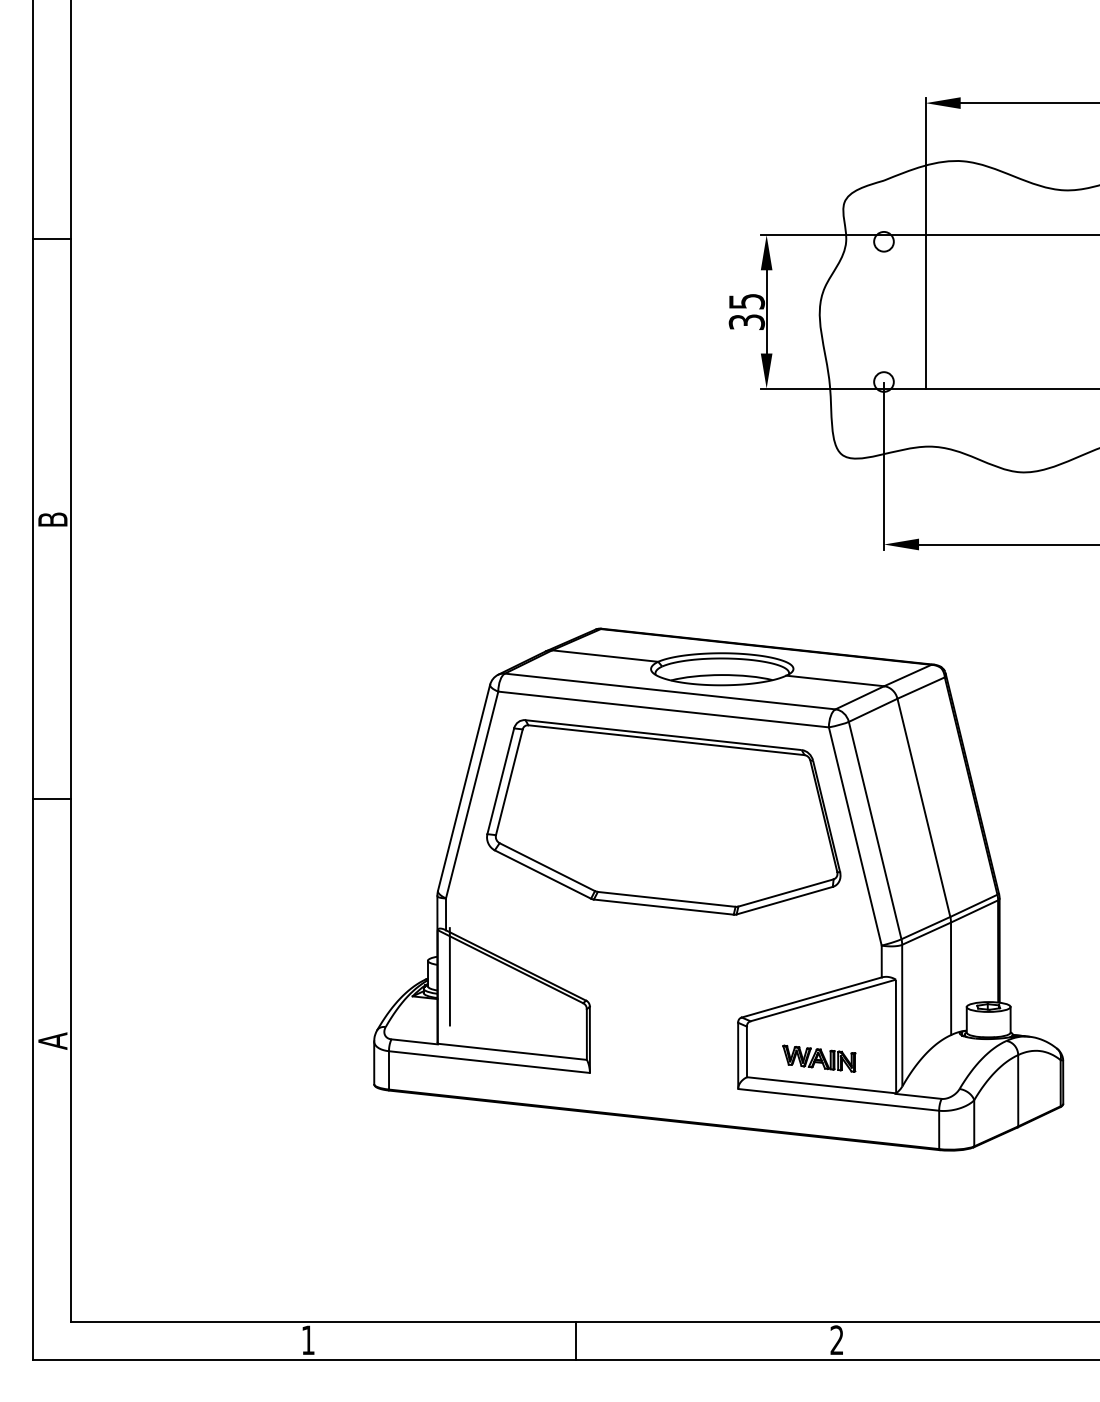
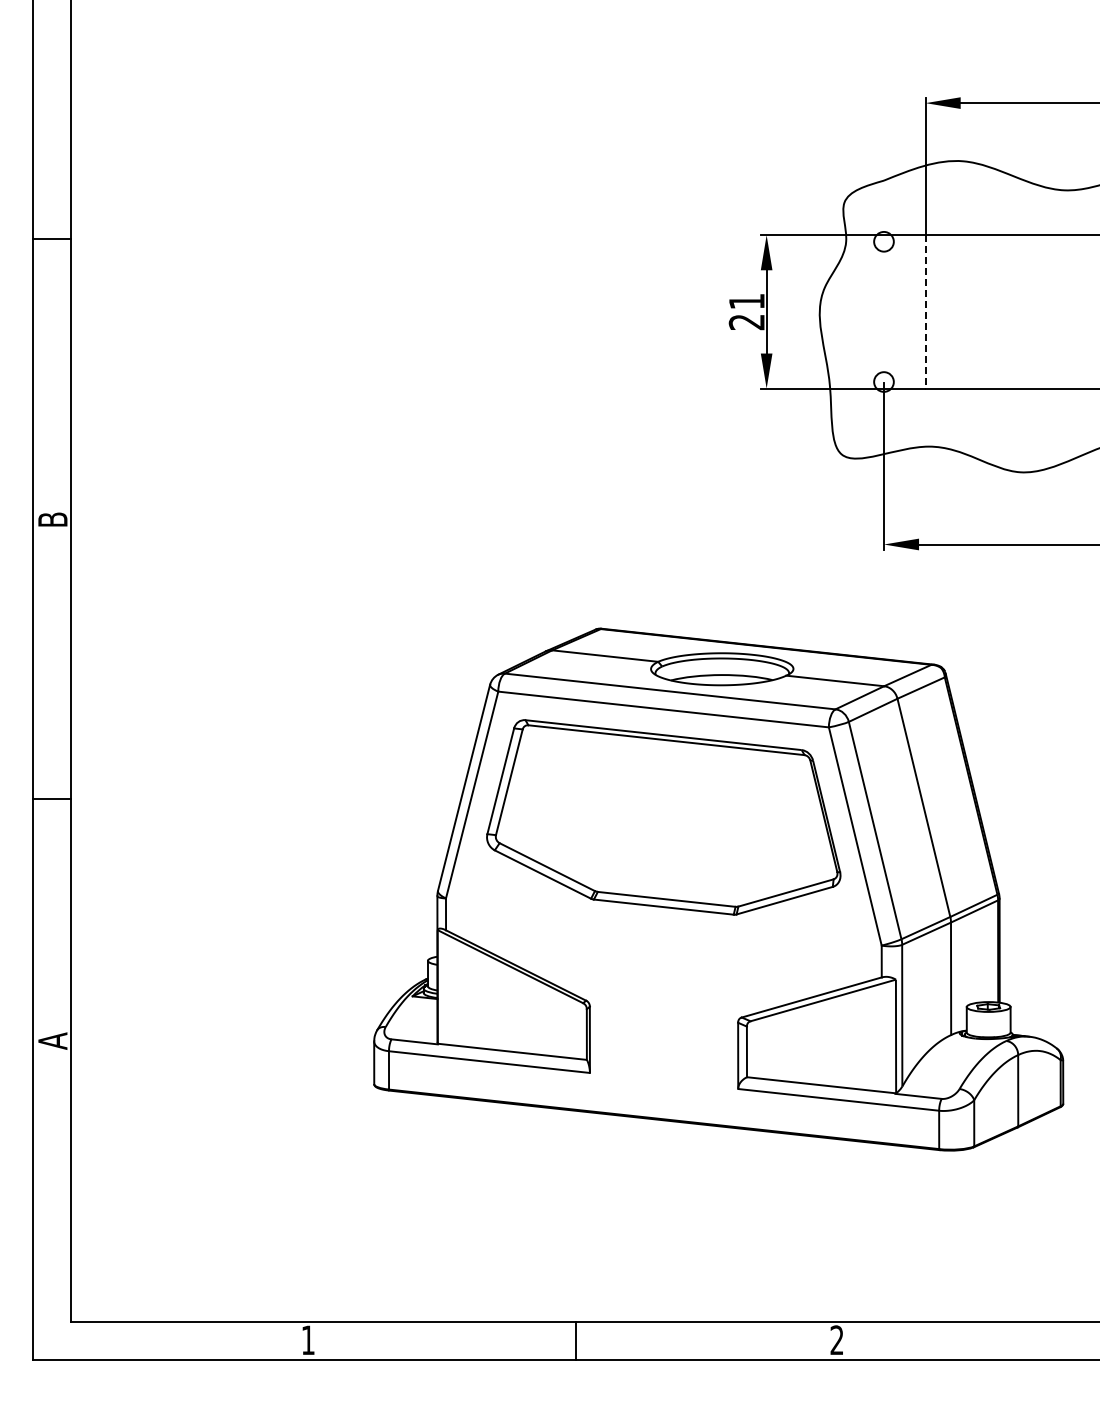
line: solid -> dashed (925, 311)
text: 35 -> 21 (747, 312)
line: present -> none (449, 976)
part: present -> none (819, 1058)
